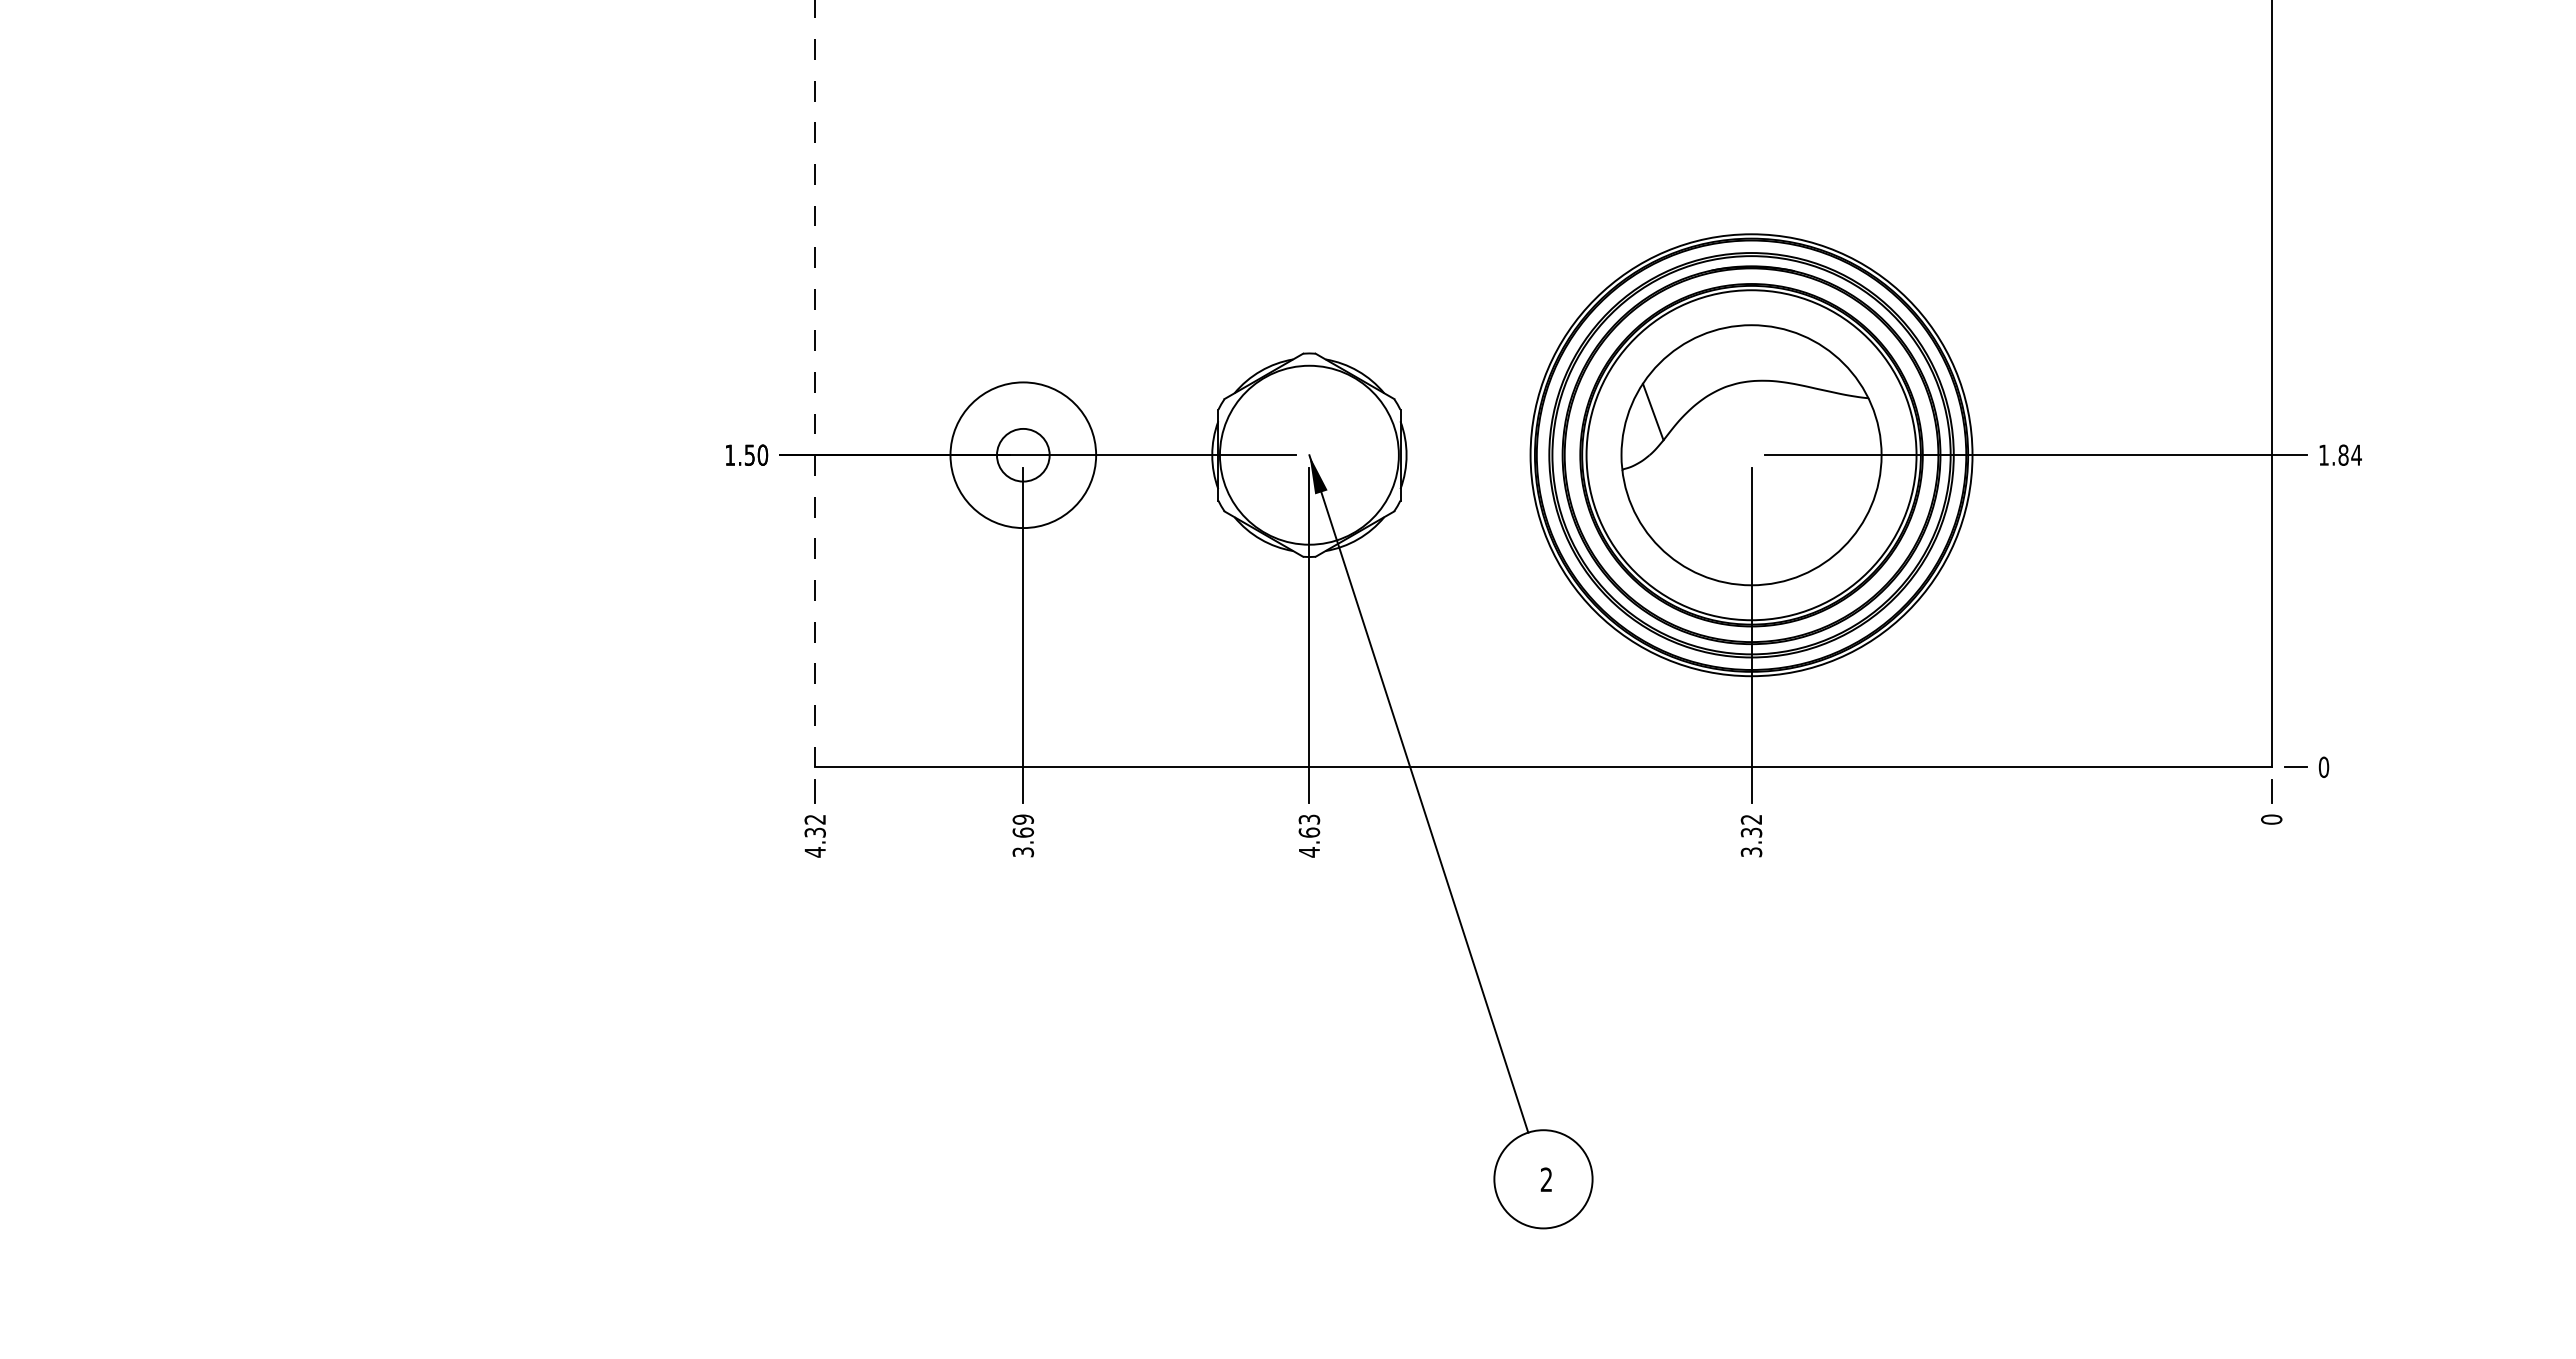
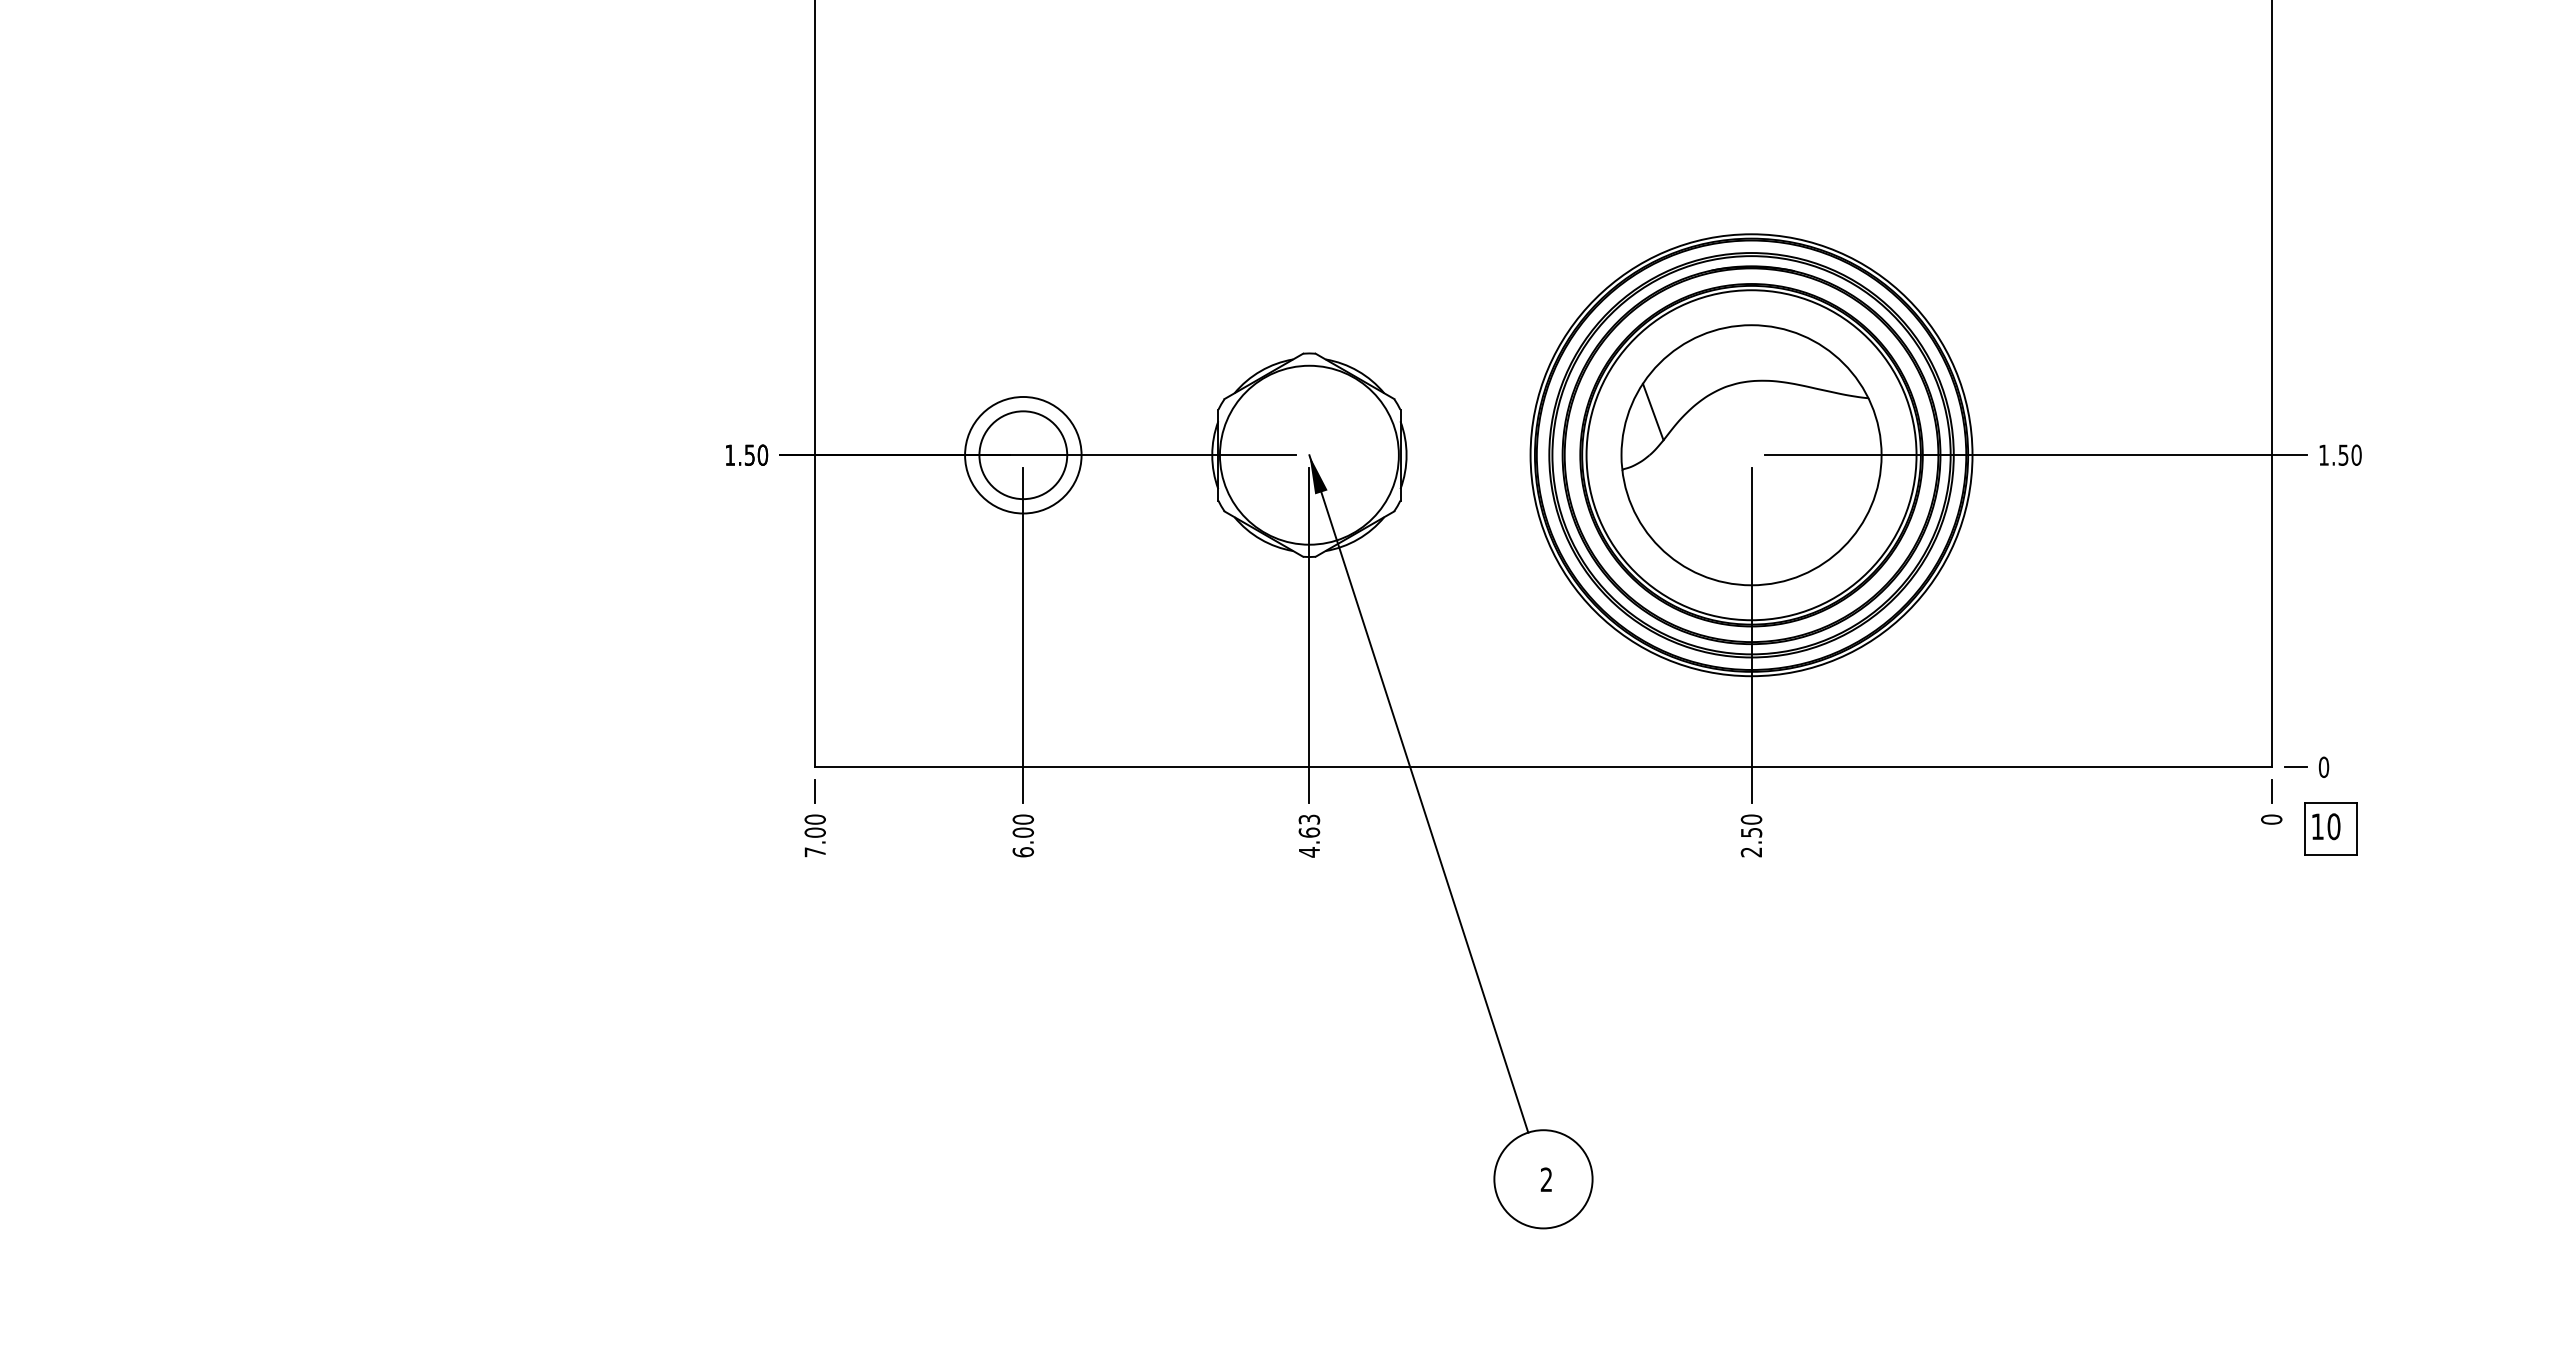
line: dashed -> solid (815, 383)
circle diameter: 53 px -> 88 px (1023, 455)
text: 1.84 -> 1.50 (2349, 454)
circle diameter: 146 px -> 117 px (1023, 454)
part: none -> present (2330, 828)
text: 4.32 -> 7.00 (814, 835)
text: 3.69 -> 6.00 (1023, 835)
text: 3.32 -> 2.50 (1751, 835)
